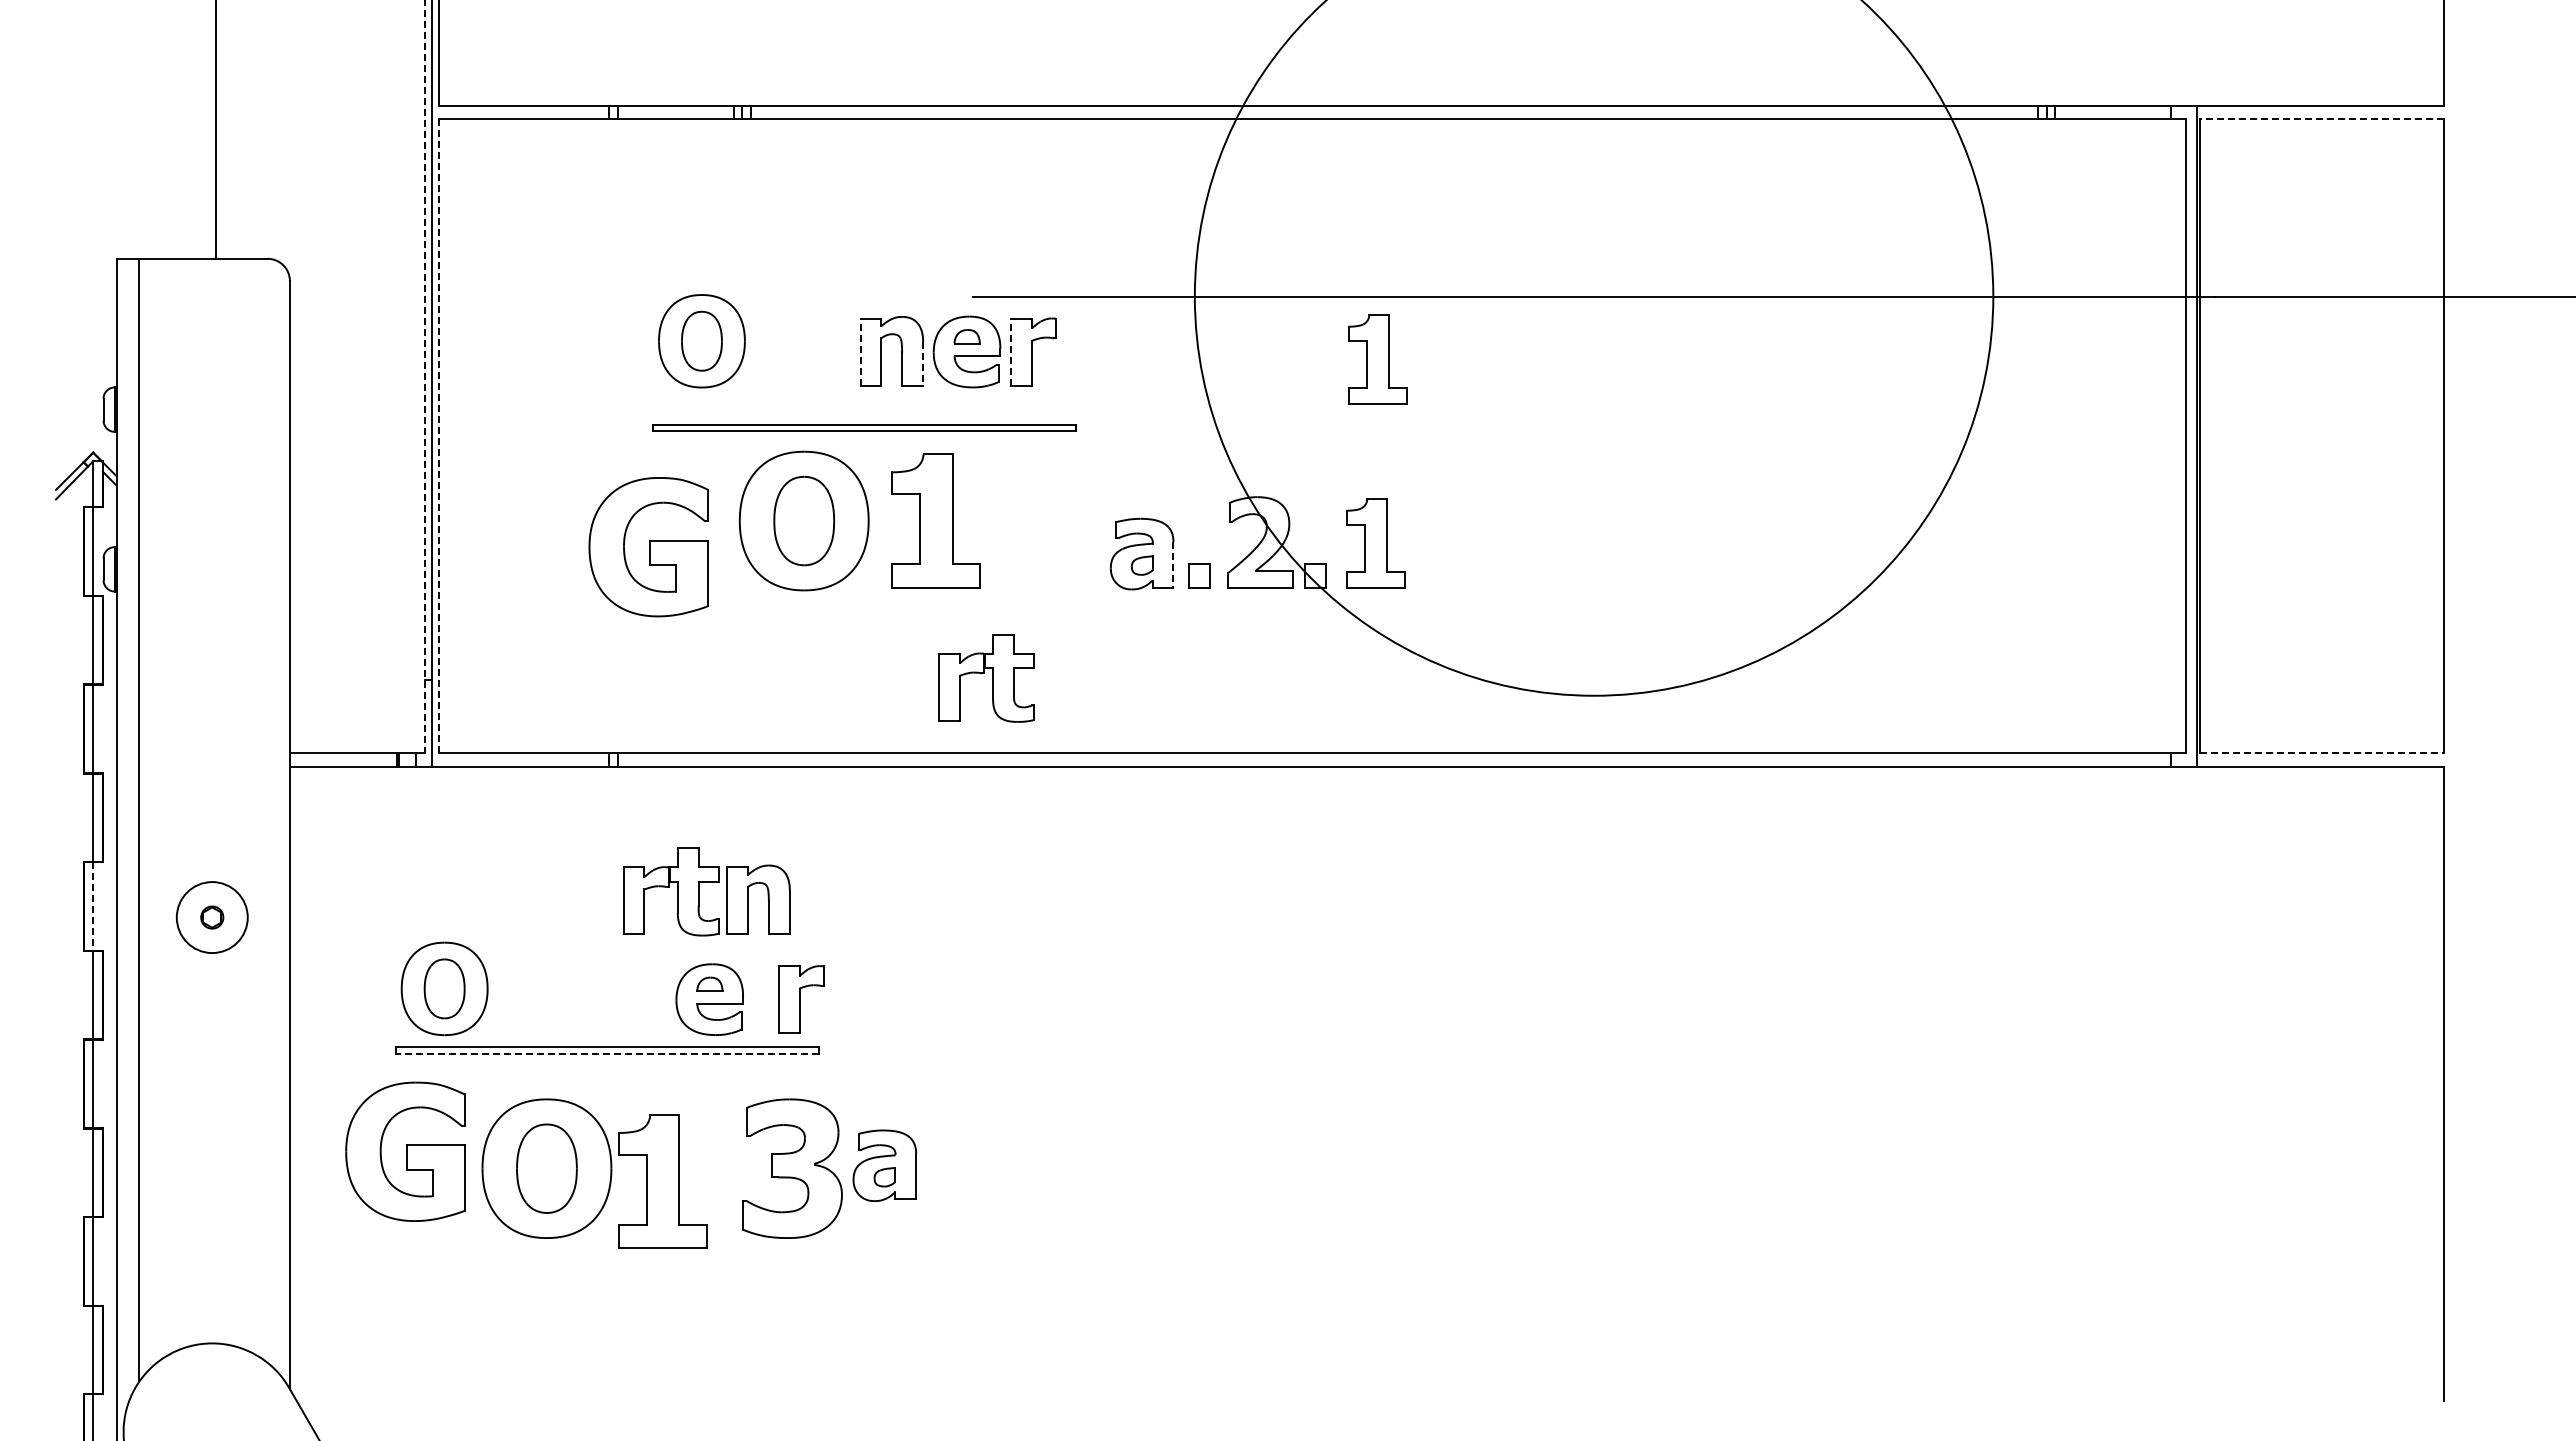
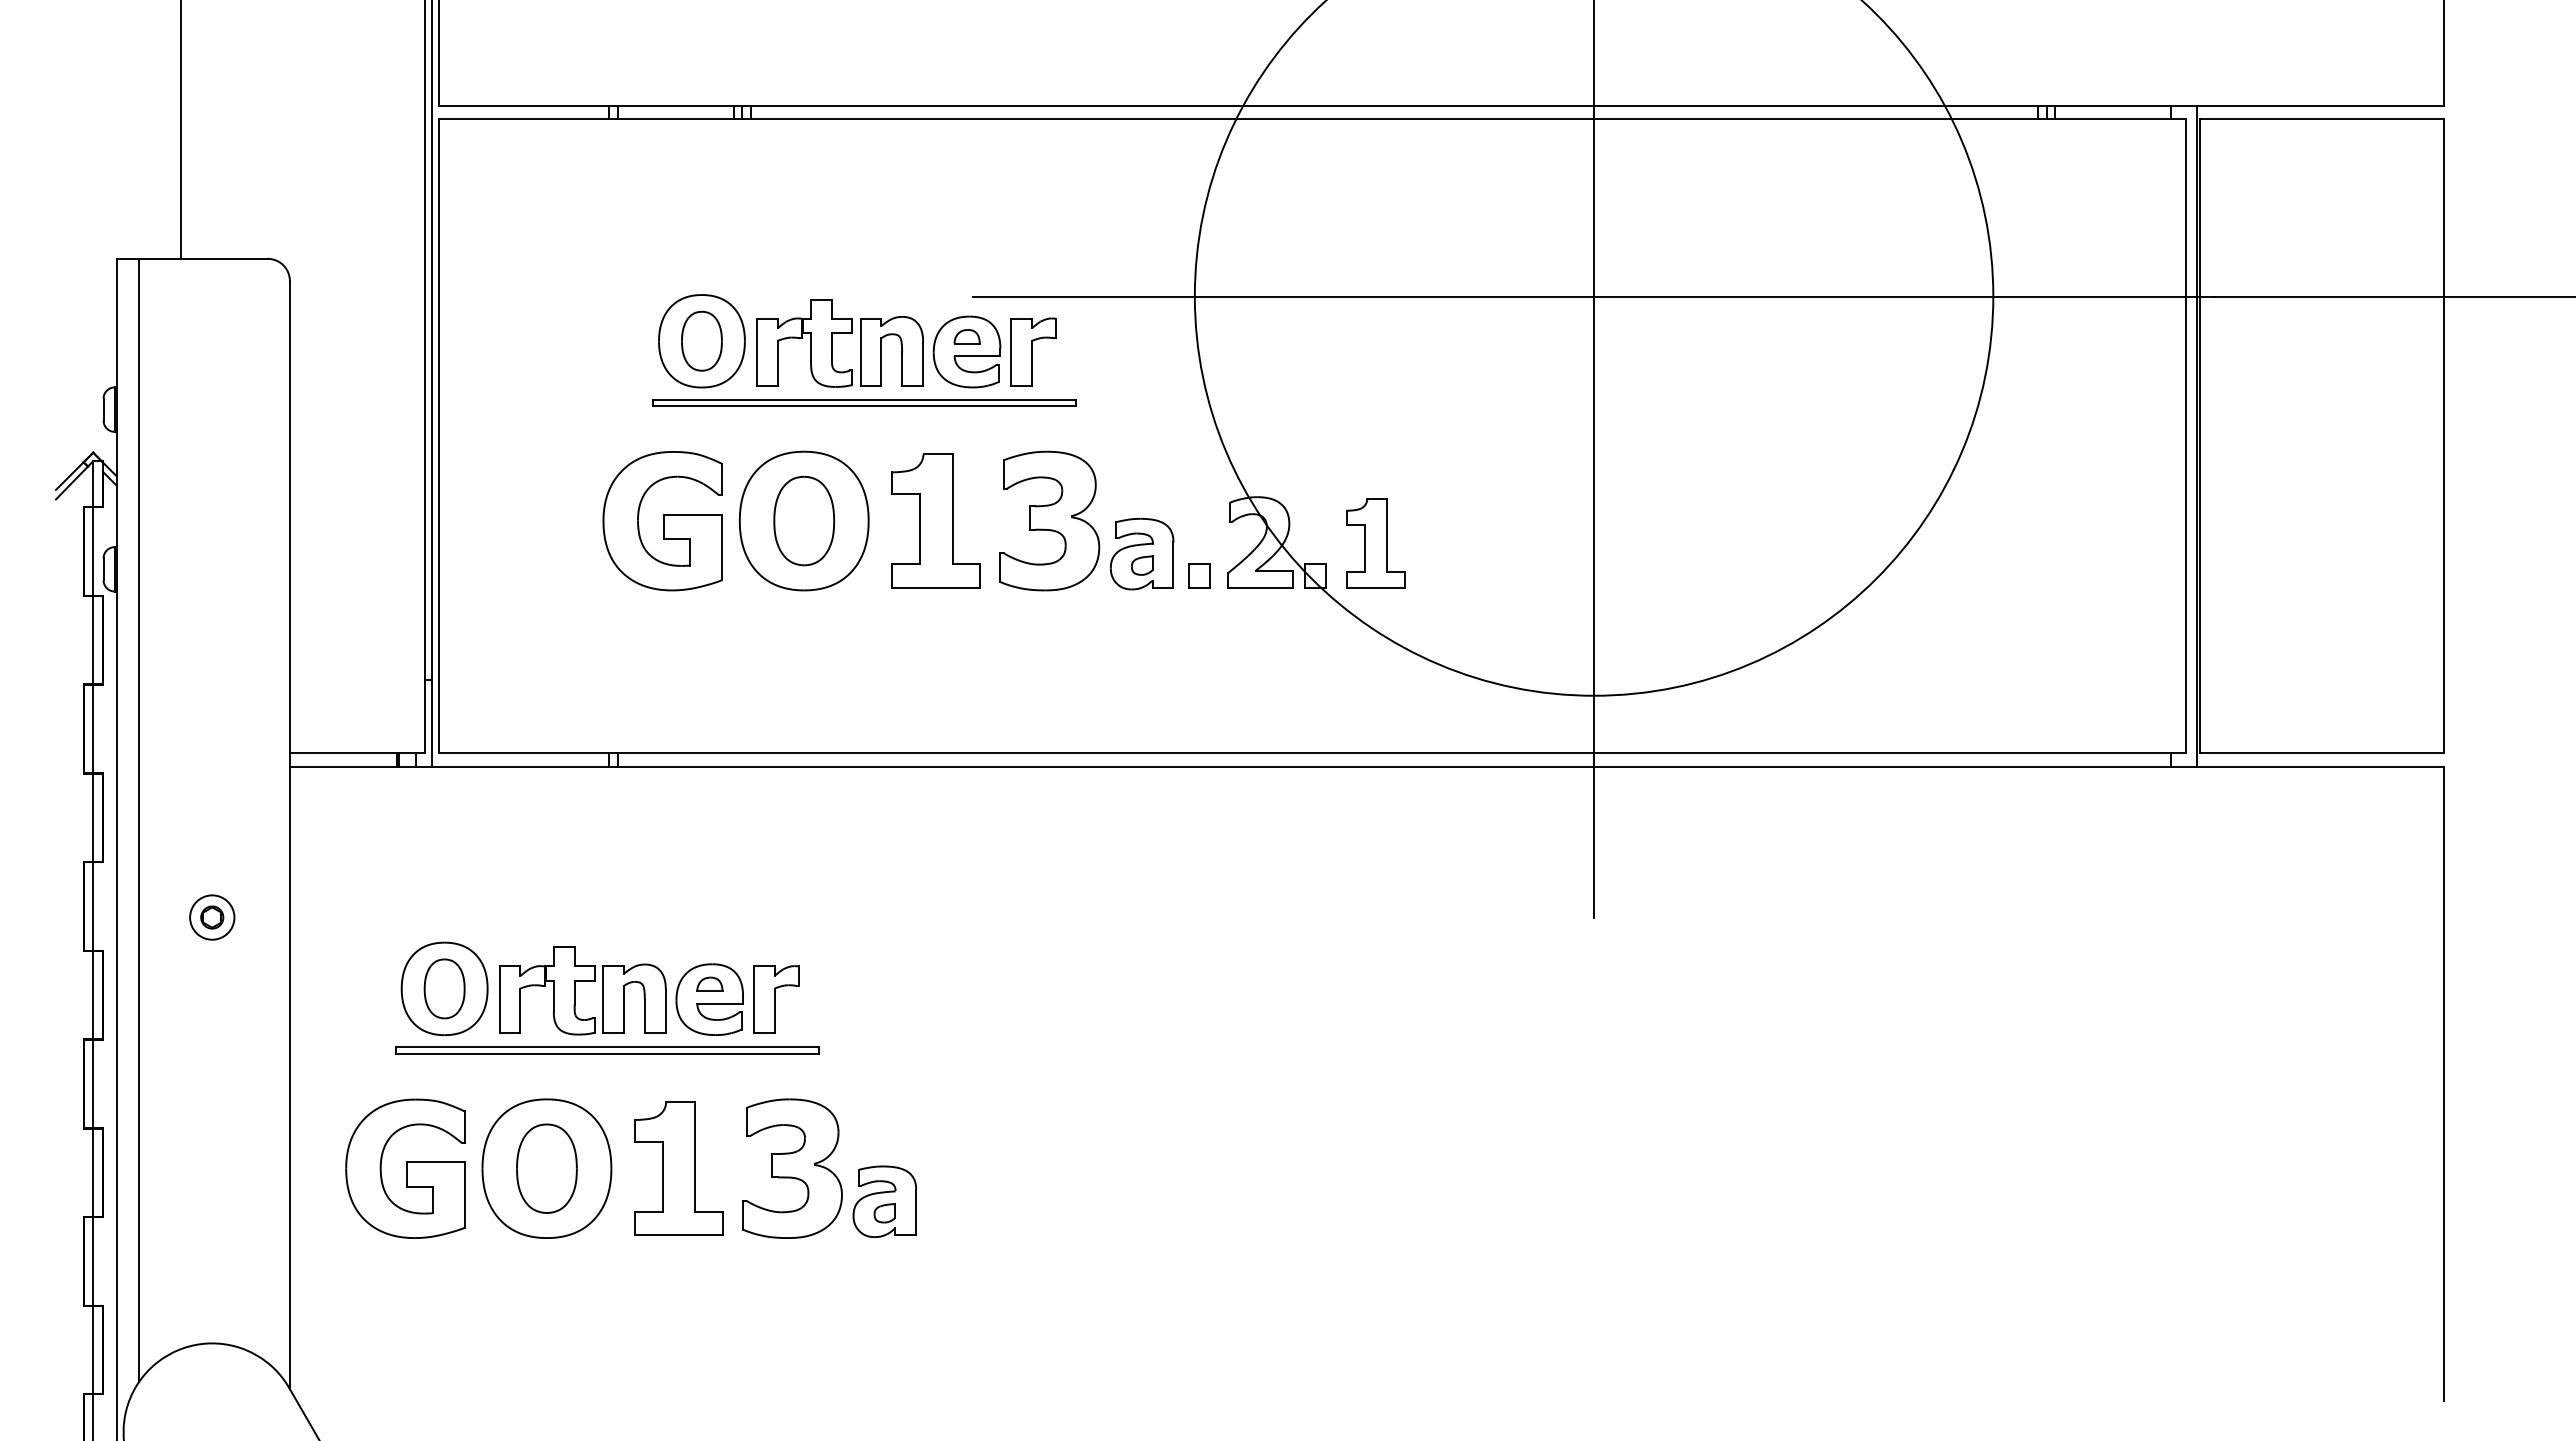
line: dashed -> solid (2321, 119)
line position: (216, 130) -> (181, 130) (181, 130)
line: dashed -> solid (860, 351)
line: dashed -> solid (1011, 351)
part: present -> none (1377, 359)
line: dashed -> solid (923, 363)
line: dashed -> solid (425, 377)
part position: (864, 427) -> (864, 402) (864, 402)
line: dashed -> solid (438, 436)
line: none -> present (1594, 459)
part: none -> present (1049, 520)
part position: (648, 547) -> (662, 521) (662, 521)
line: dashed -> solid (1173, 564)
part position: (986, 678) -> (804, 343) (804, 343)
line: dashed -> solid (2321, 753)
part position: (699, 891) -> (575, 990) (575, 990)
line: dashed -> solid (93, 906)
circle diameter: 71 px -> 44 px (212, 917)
part position: (801, 999) -> (776, 999) (776, 999)
line: dashed -> solid (606, 1053)
part position: (405, 1151) -> (405, 1168) (405, 1168)
part position: (884, 1165) -> (884, 1201) (884, 1201)
part position: (662, 1181) -> (678, 1168) (678, 1168)
